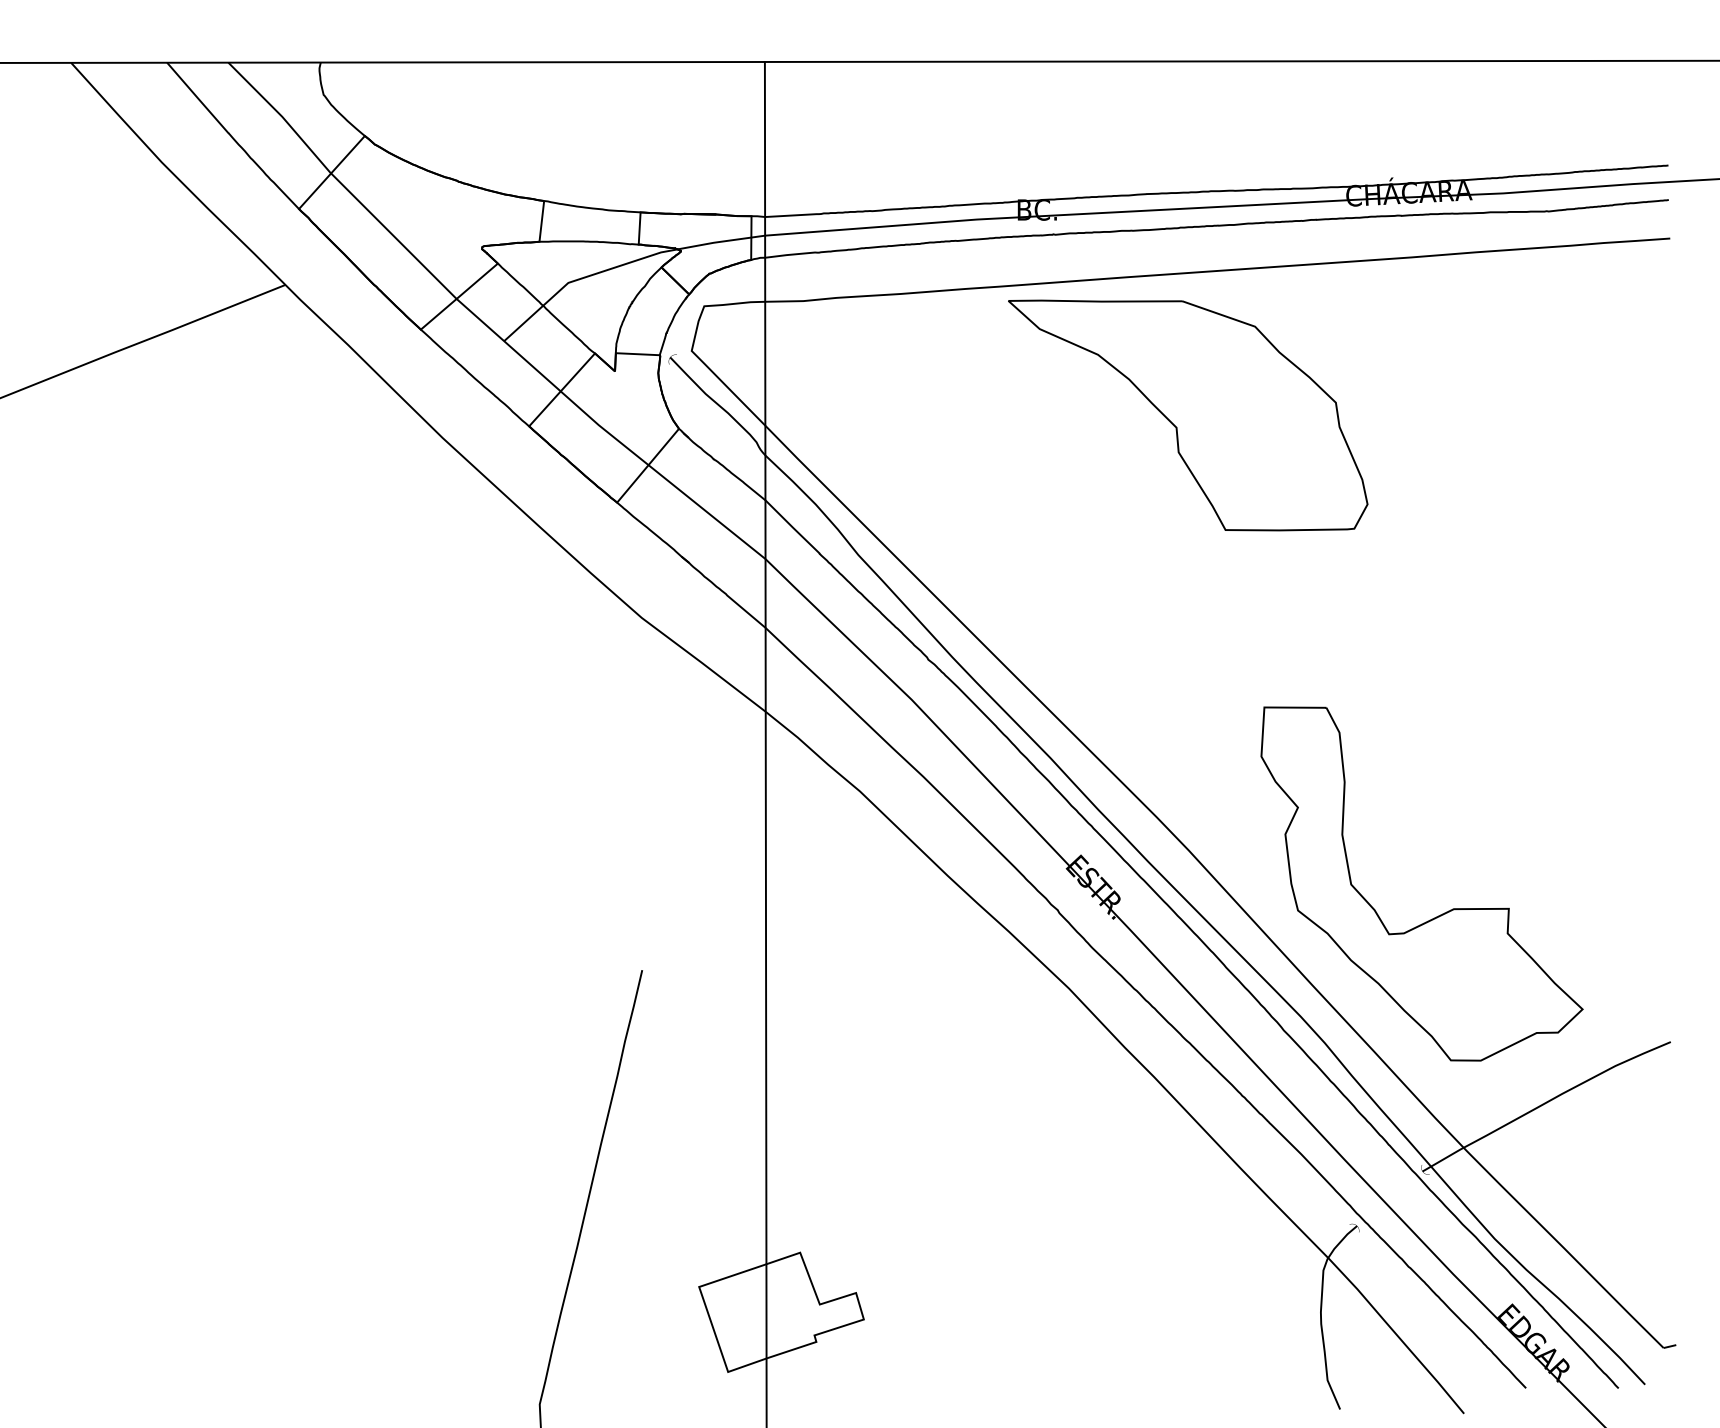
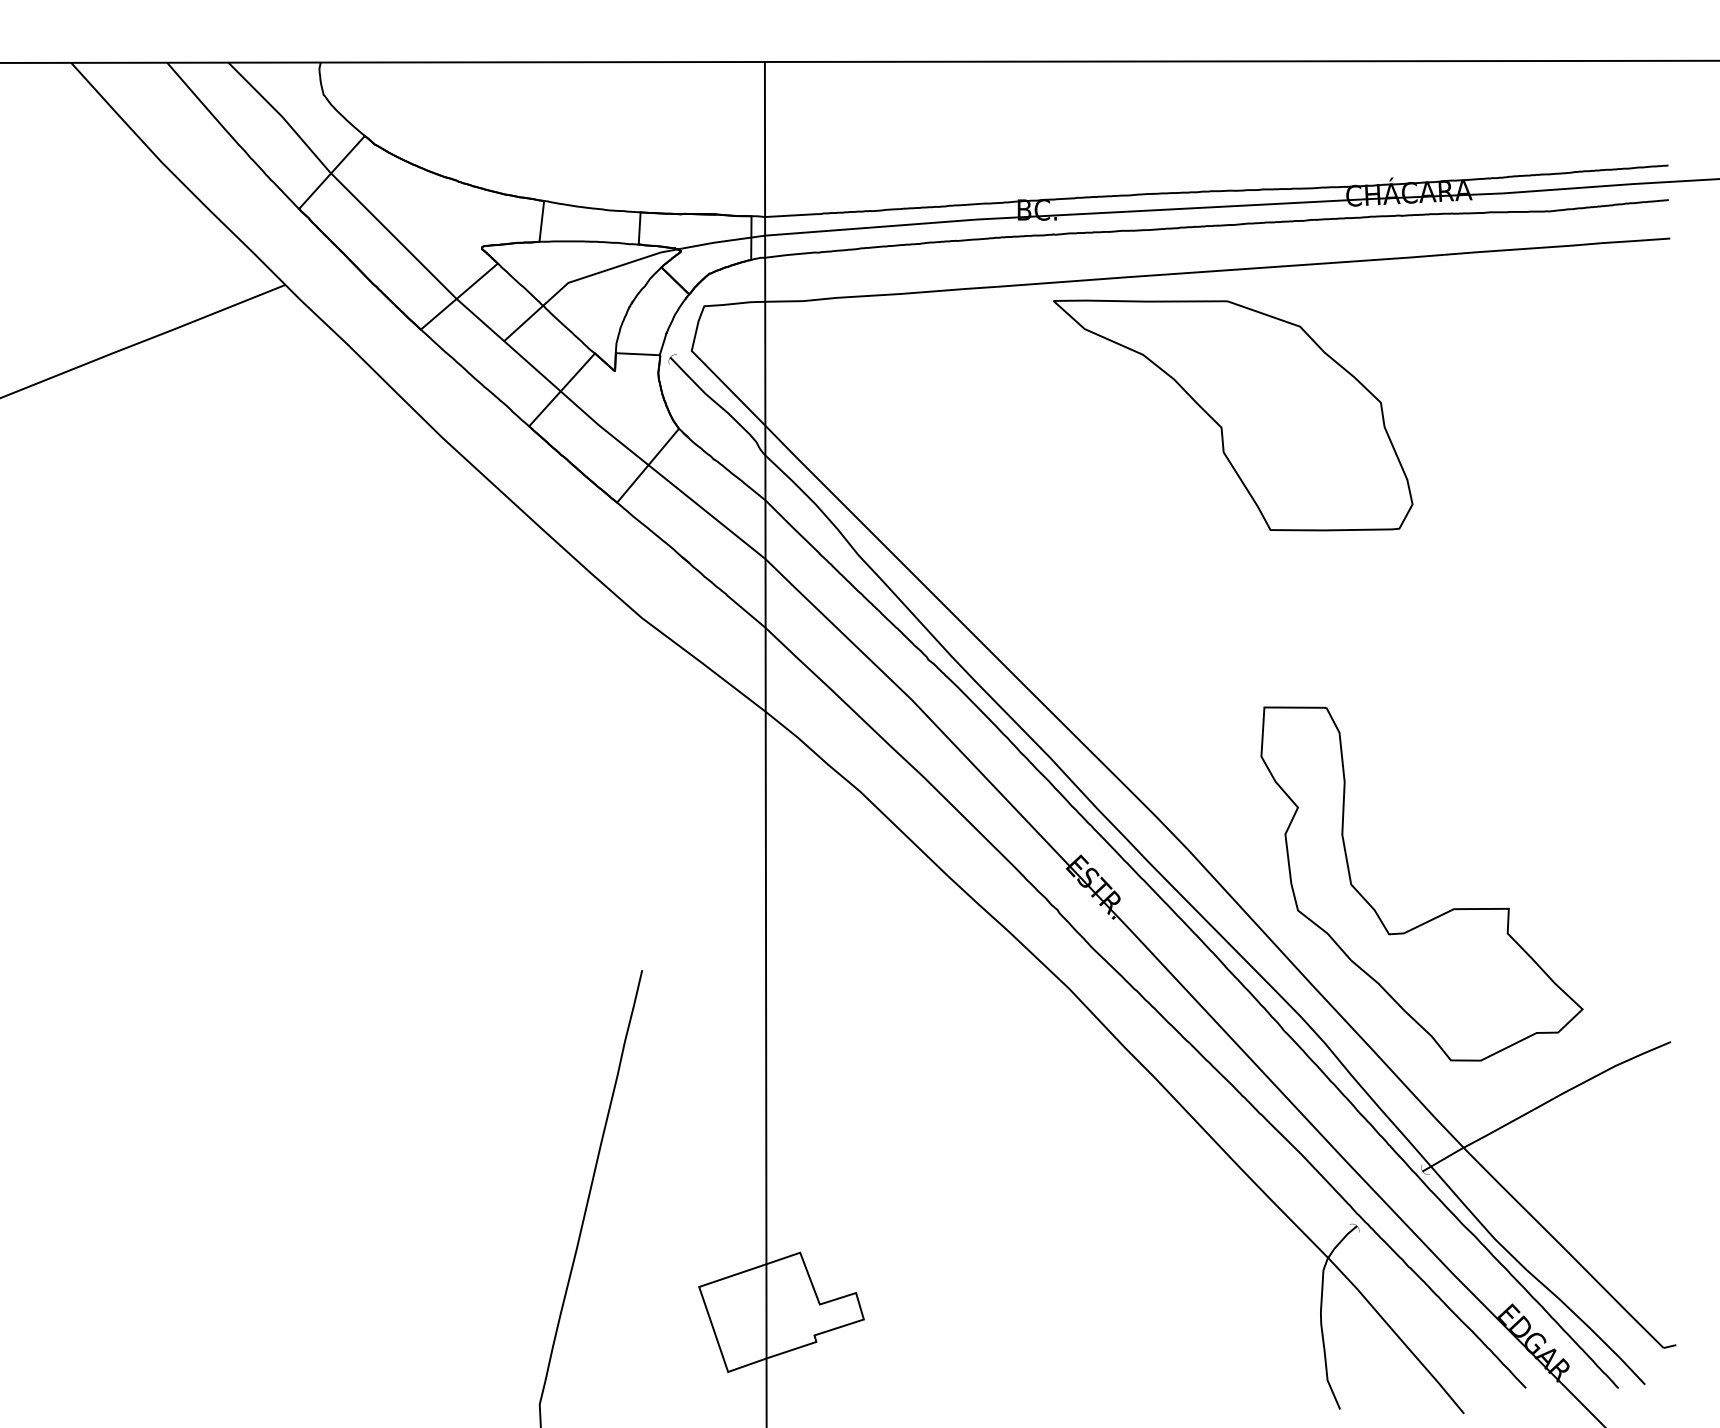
part position: (1188, 415) -> (1233, 415) (1233, 415)
